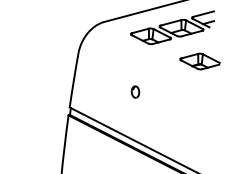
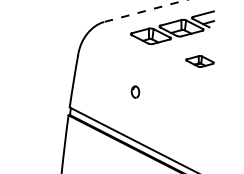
line: solid -> dashed (144, 11)
part size: 42x19 px -> 30x13 px (199, 61)
